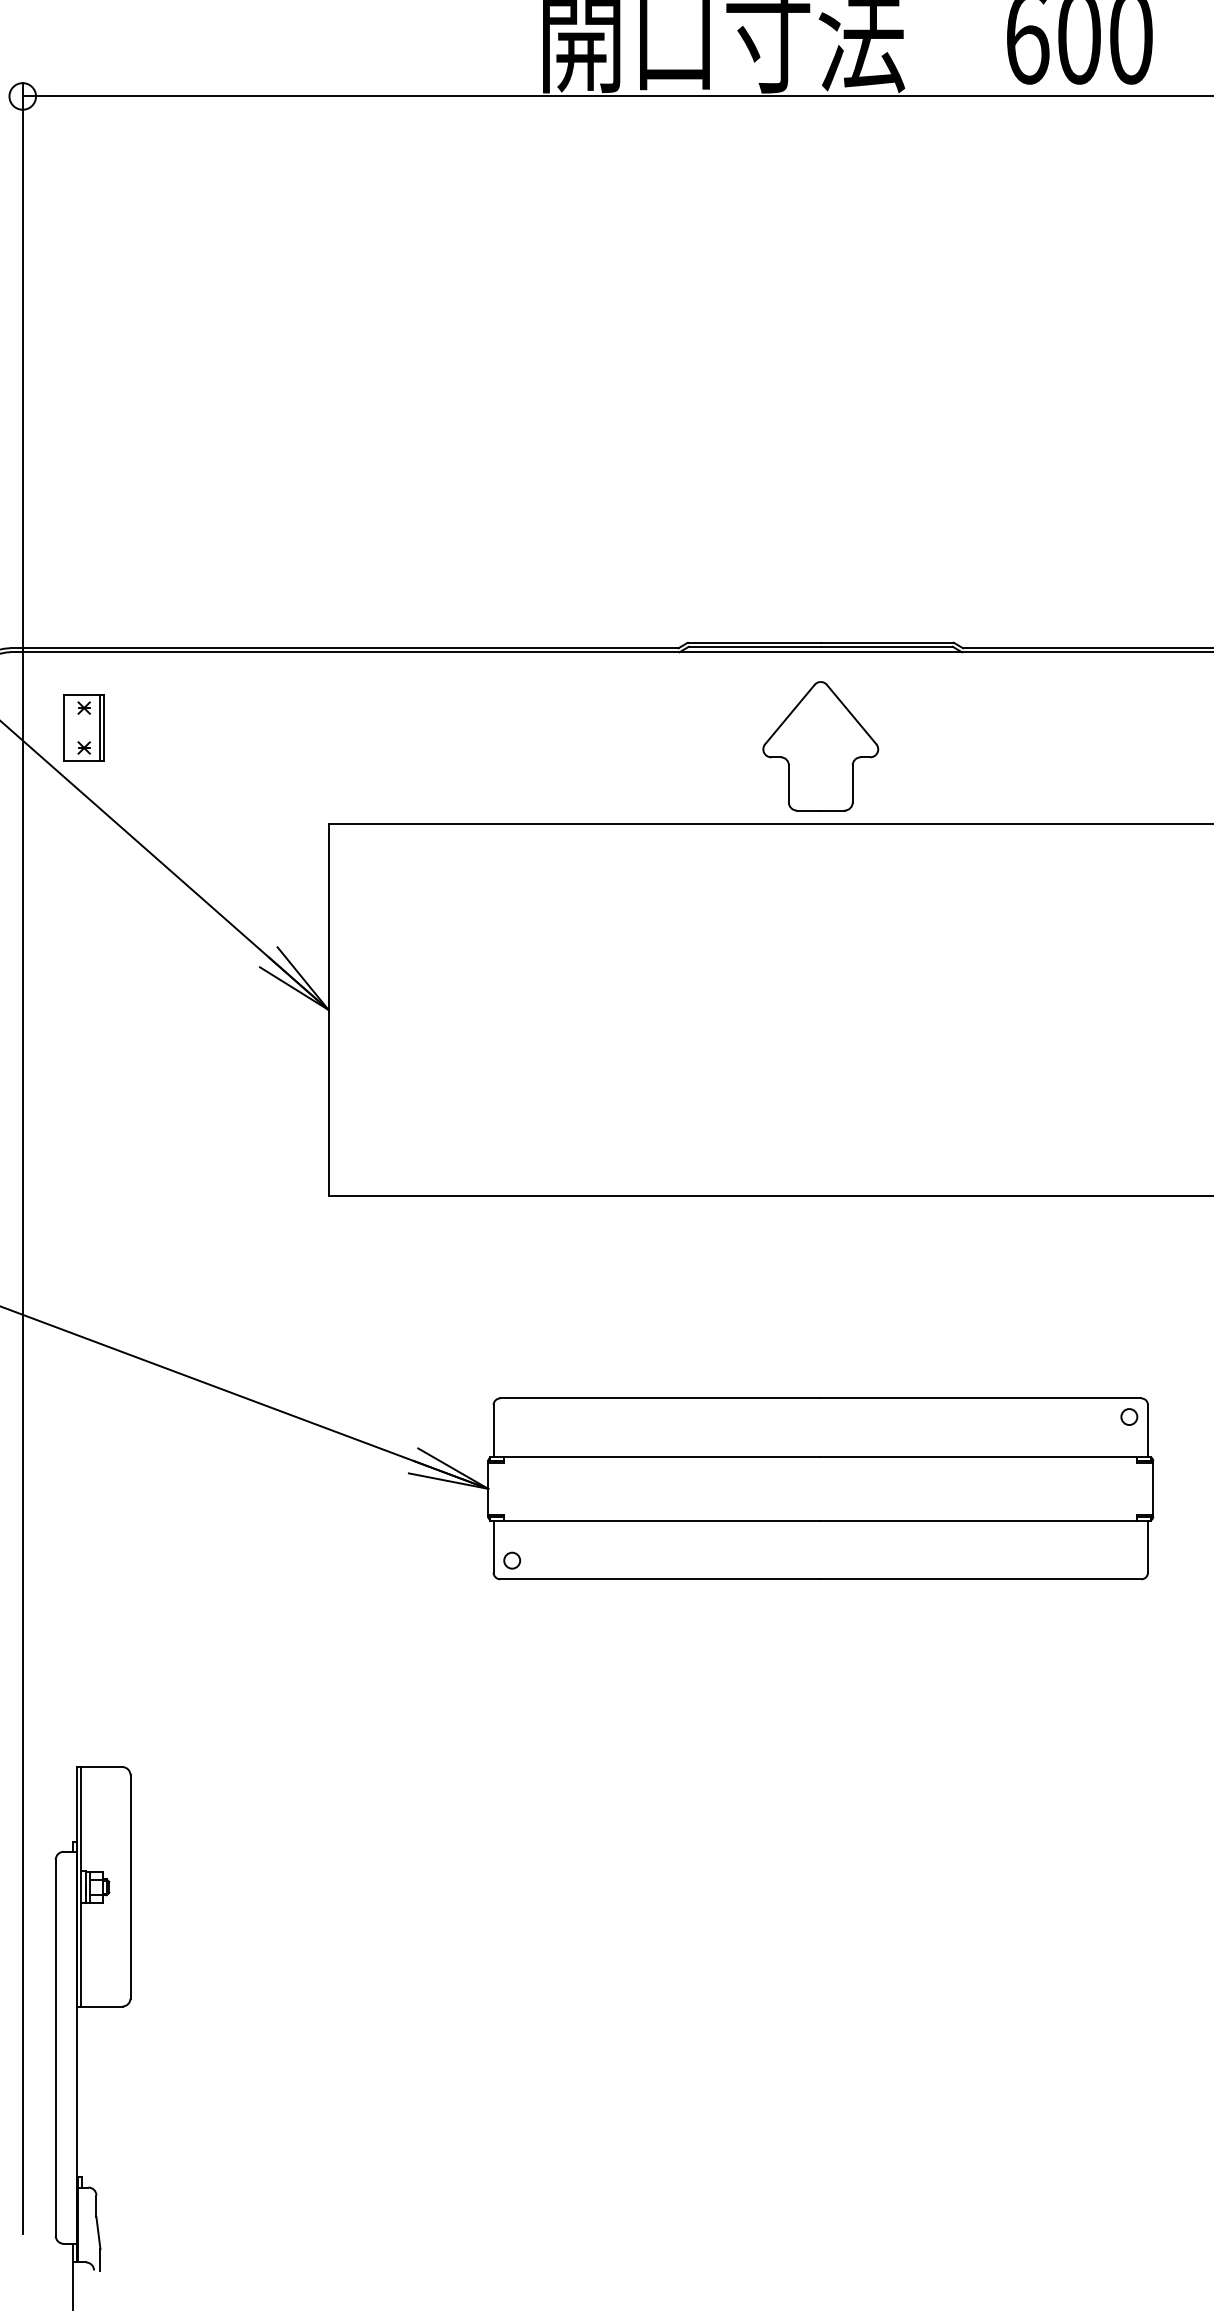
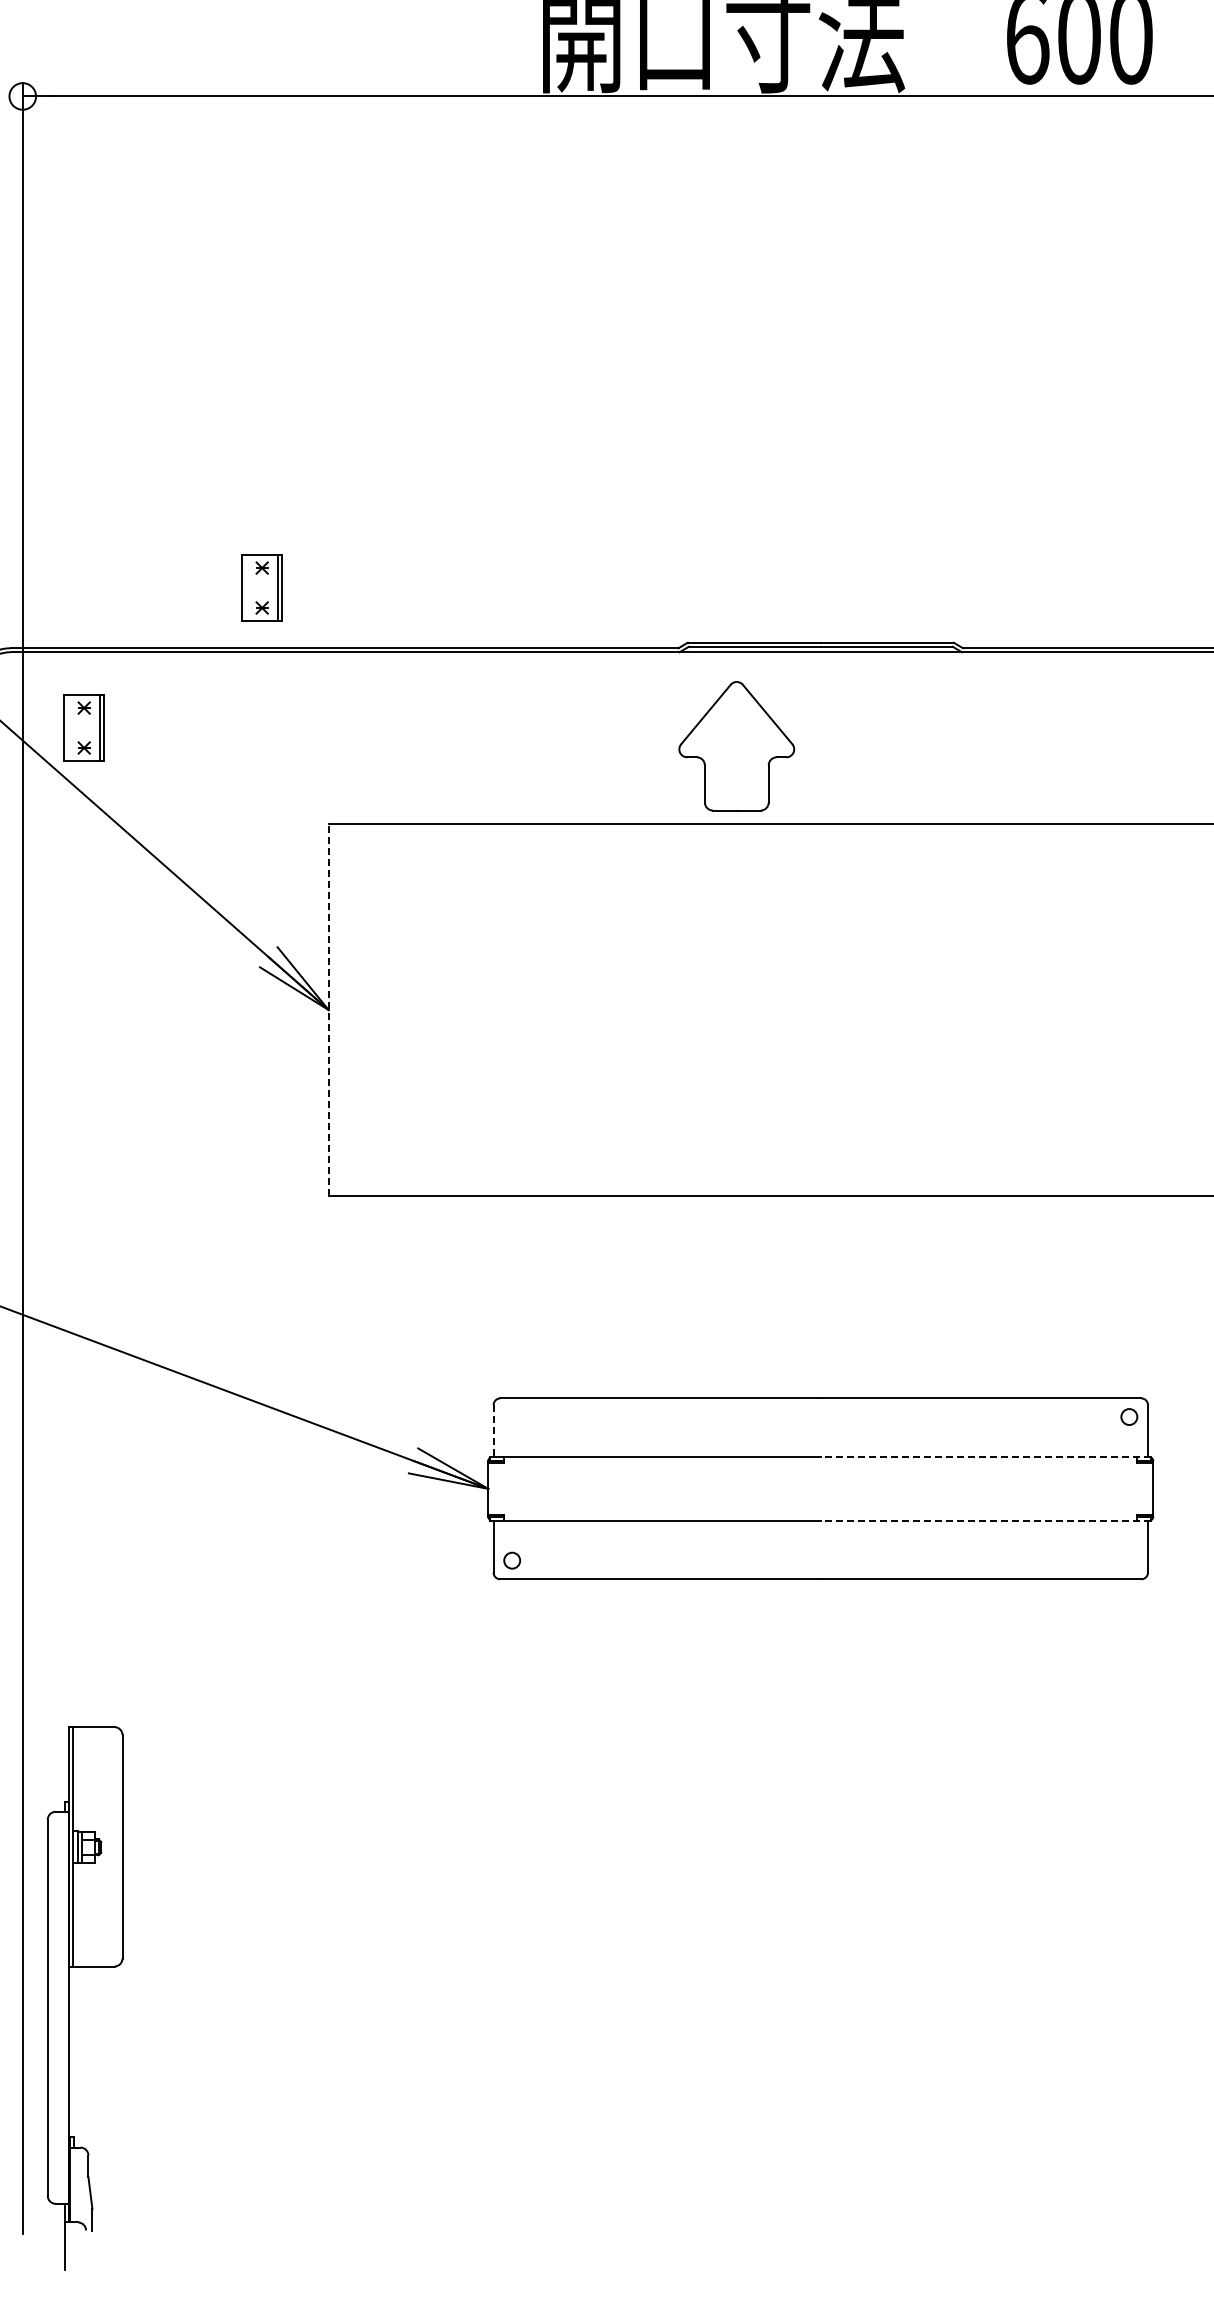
part: none -> present (261, 587)
part position: (820, 746) -> (736, 746) (736, 746)
line: solid -> dashed (328, 1009)
line: solid -> dashed (493, 1431)
line: solid -> dashed (985, 1456)
line: solid -> dashed (985, 1520)
part position: (77, 2038) -> (69, 1998) (69, 1998)
